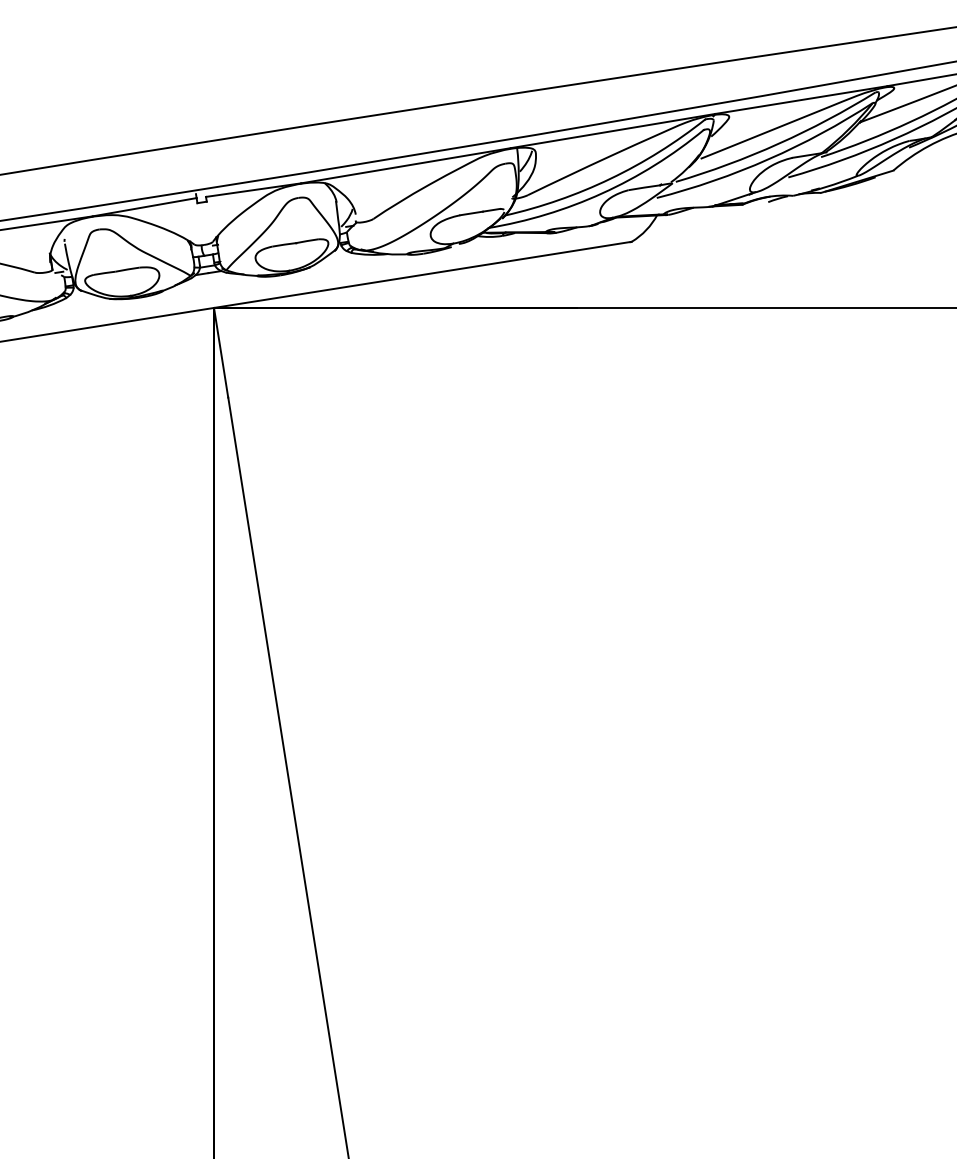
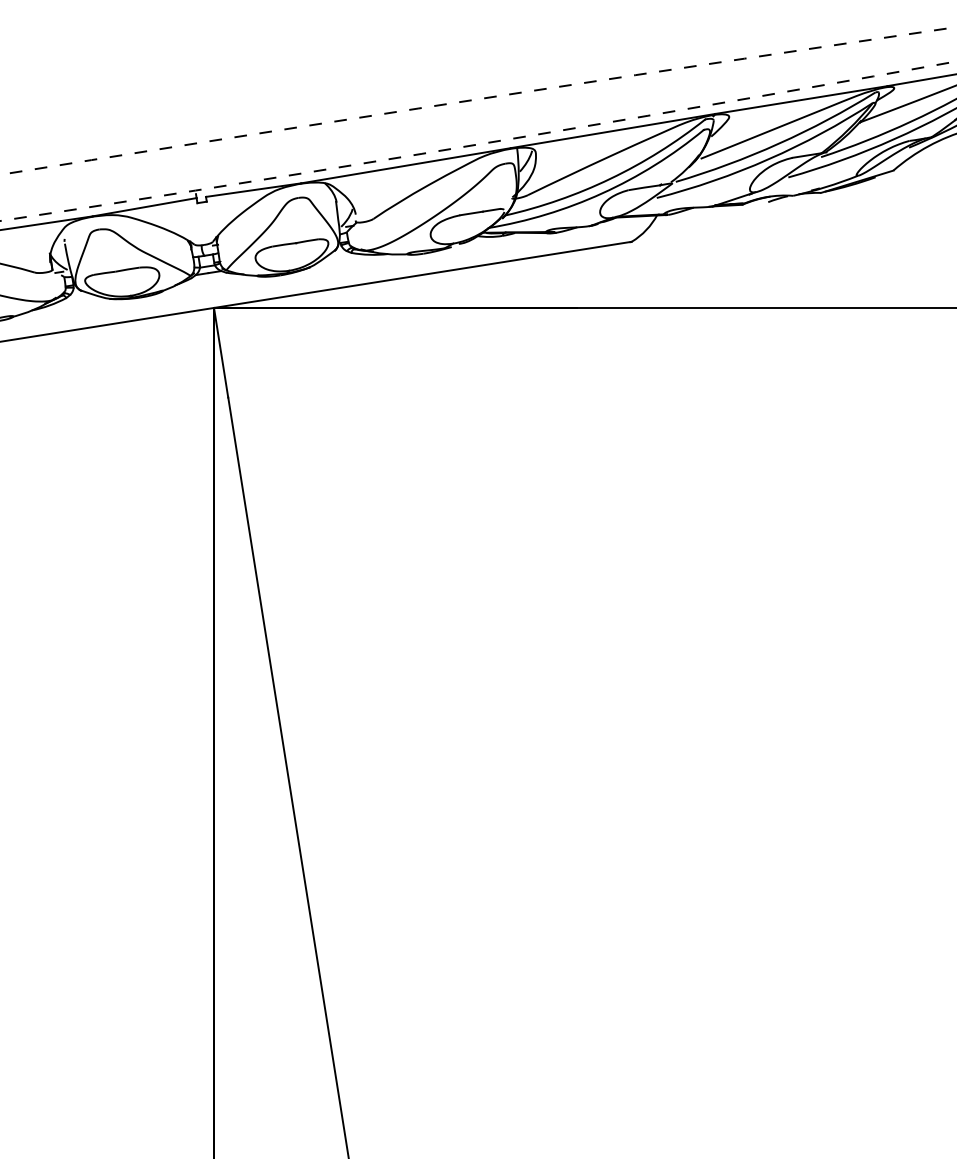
arc: solid -> dashed (478, 99)
arc: solid -> dashed (478, 144)
